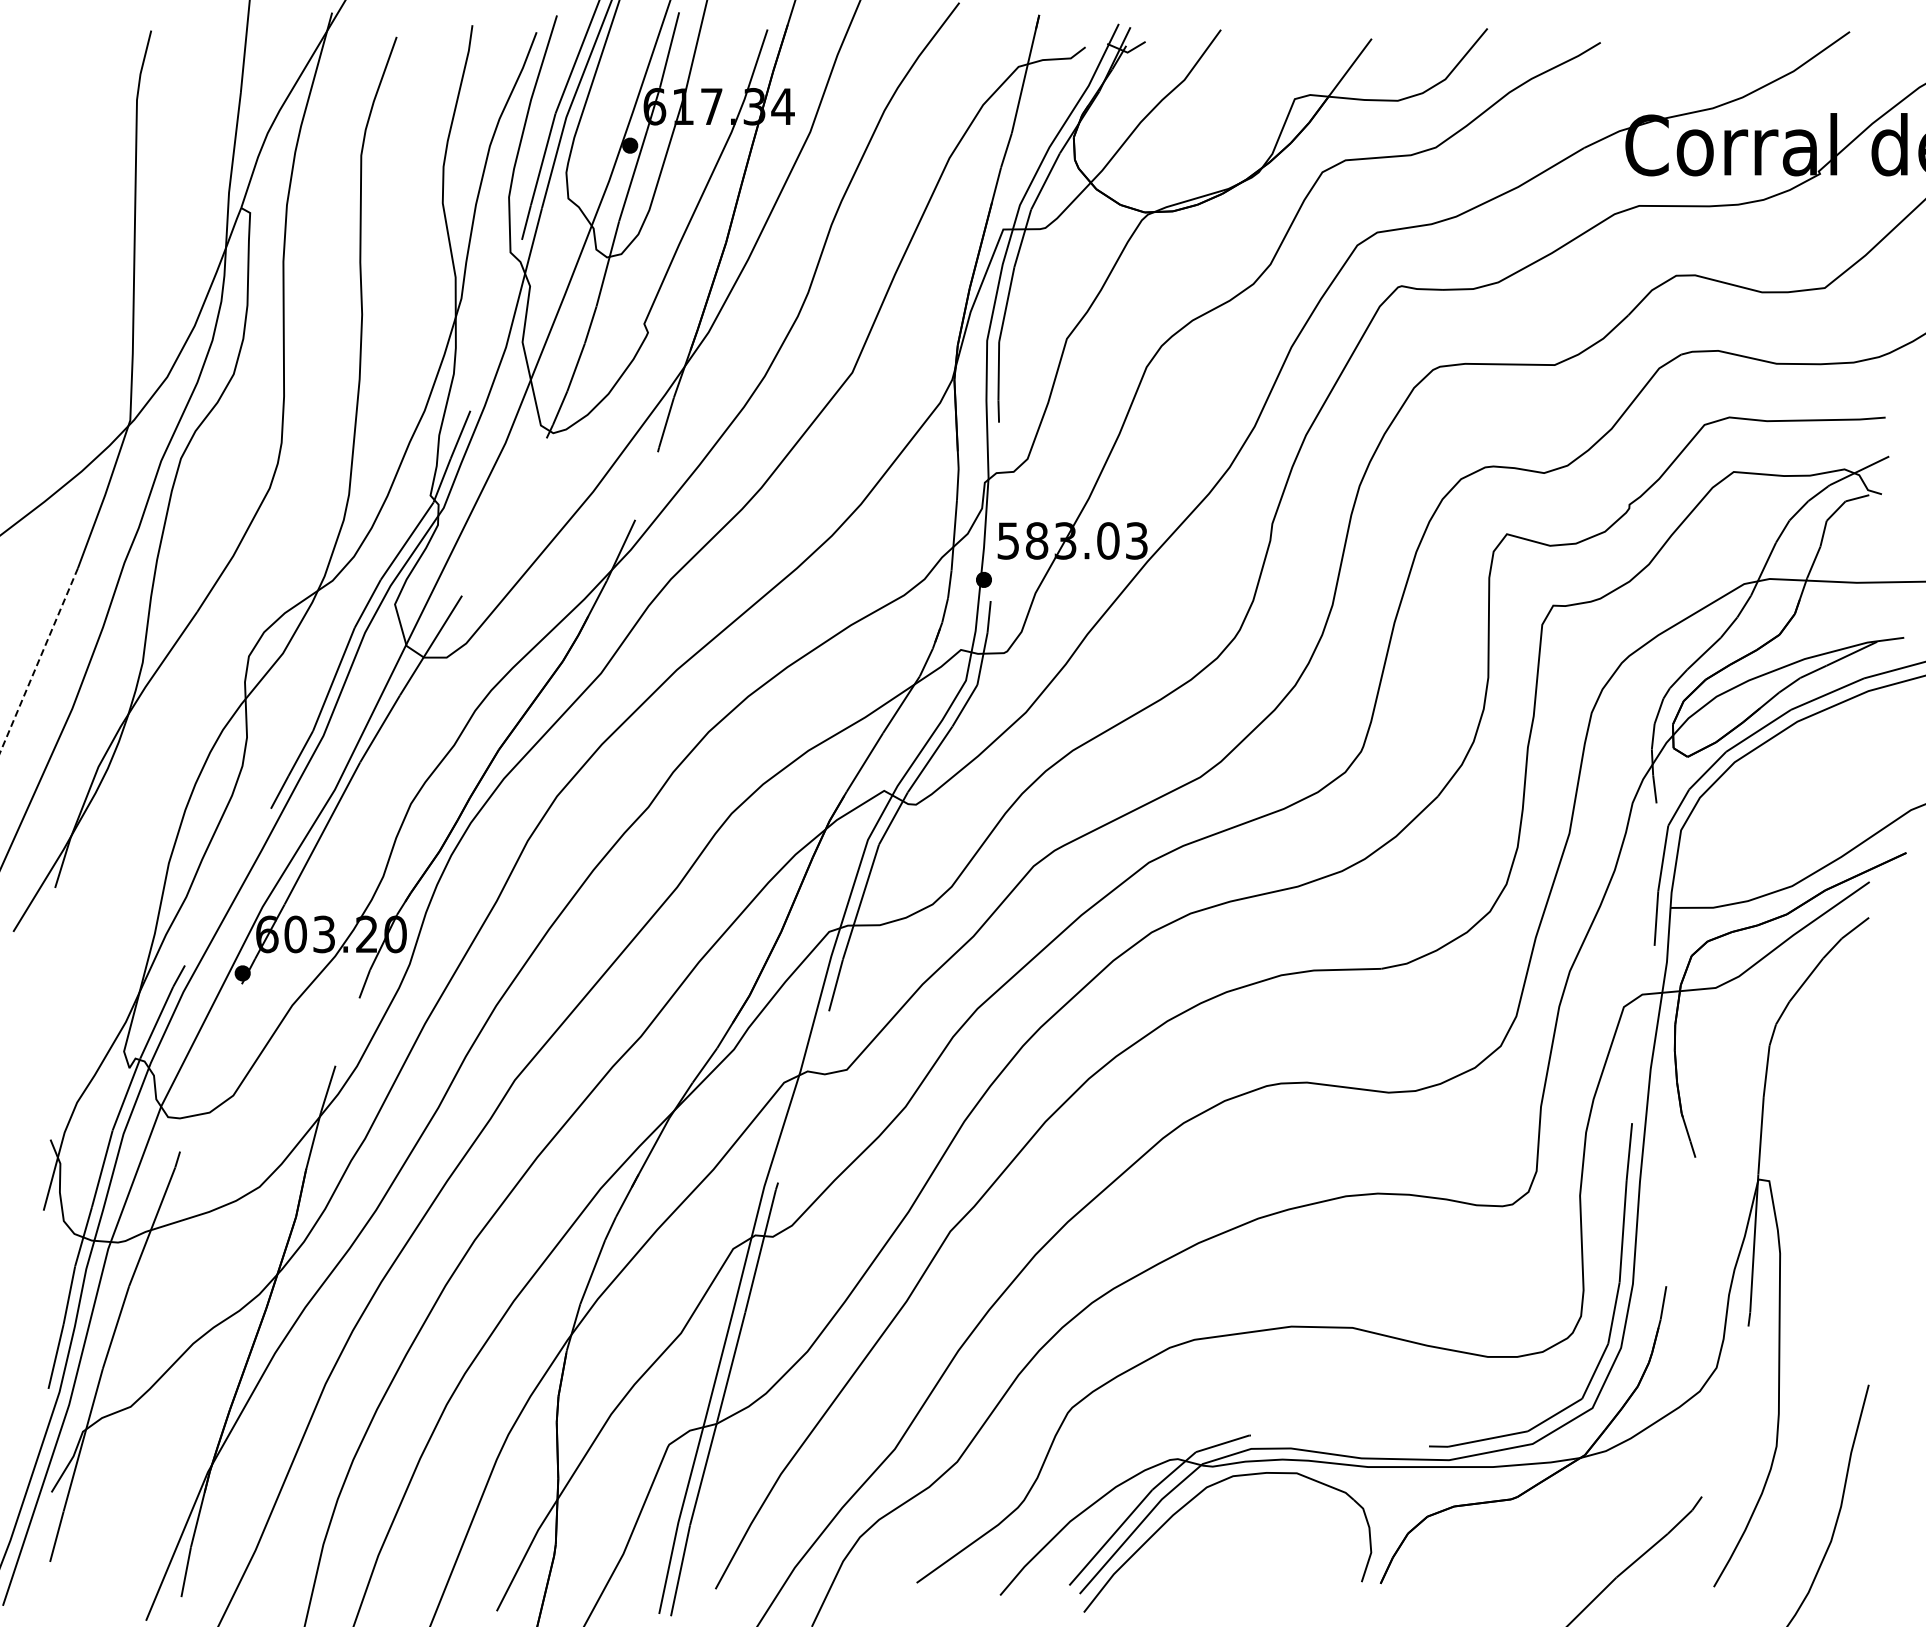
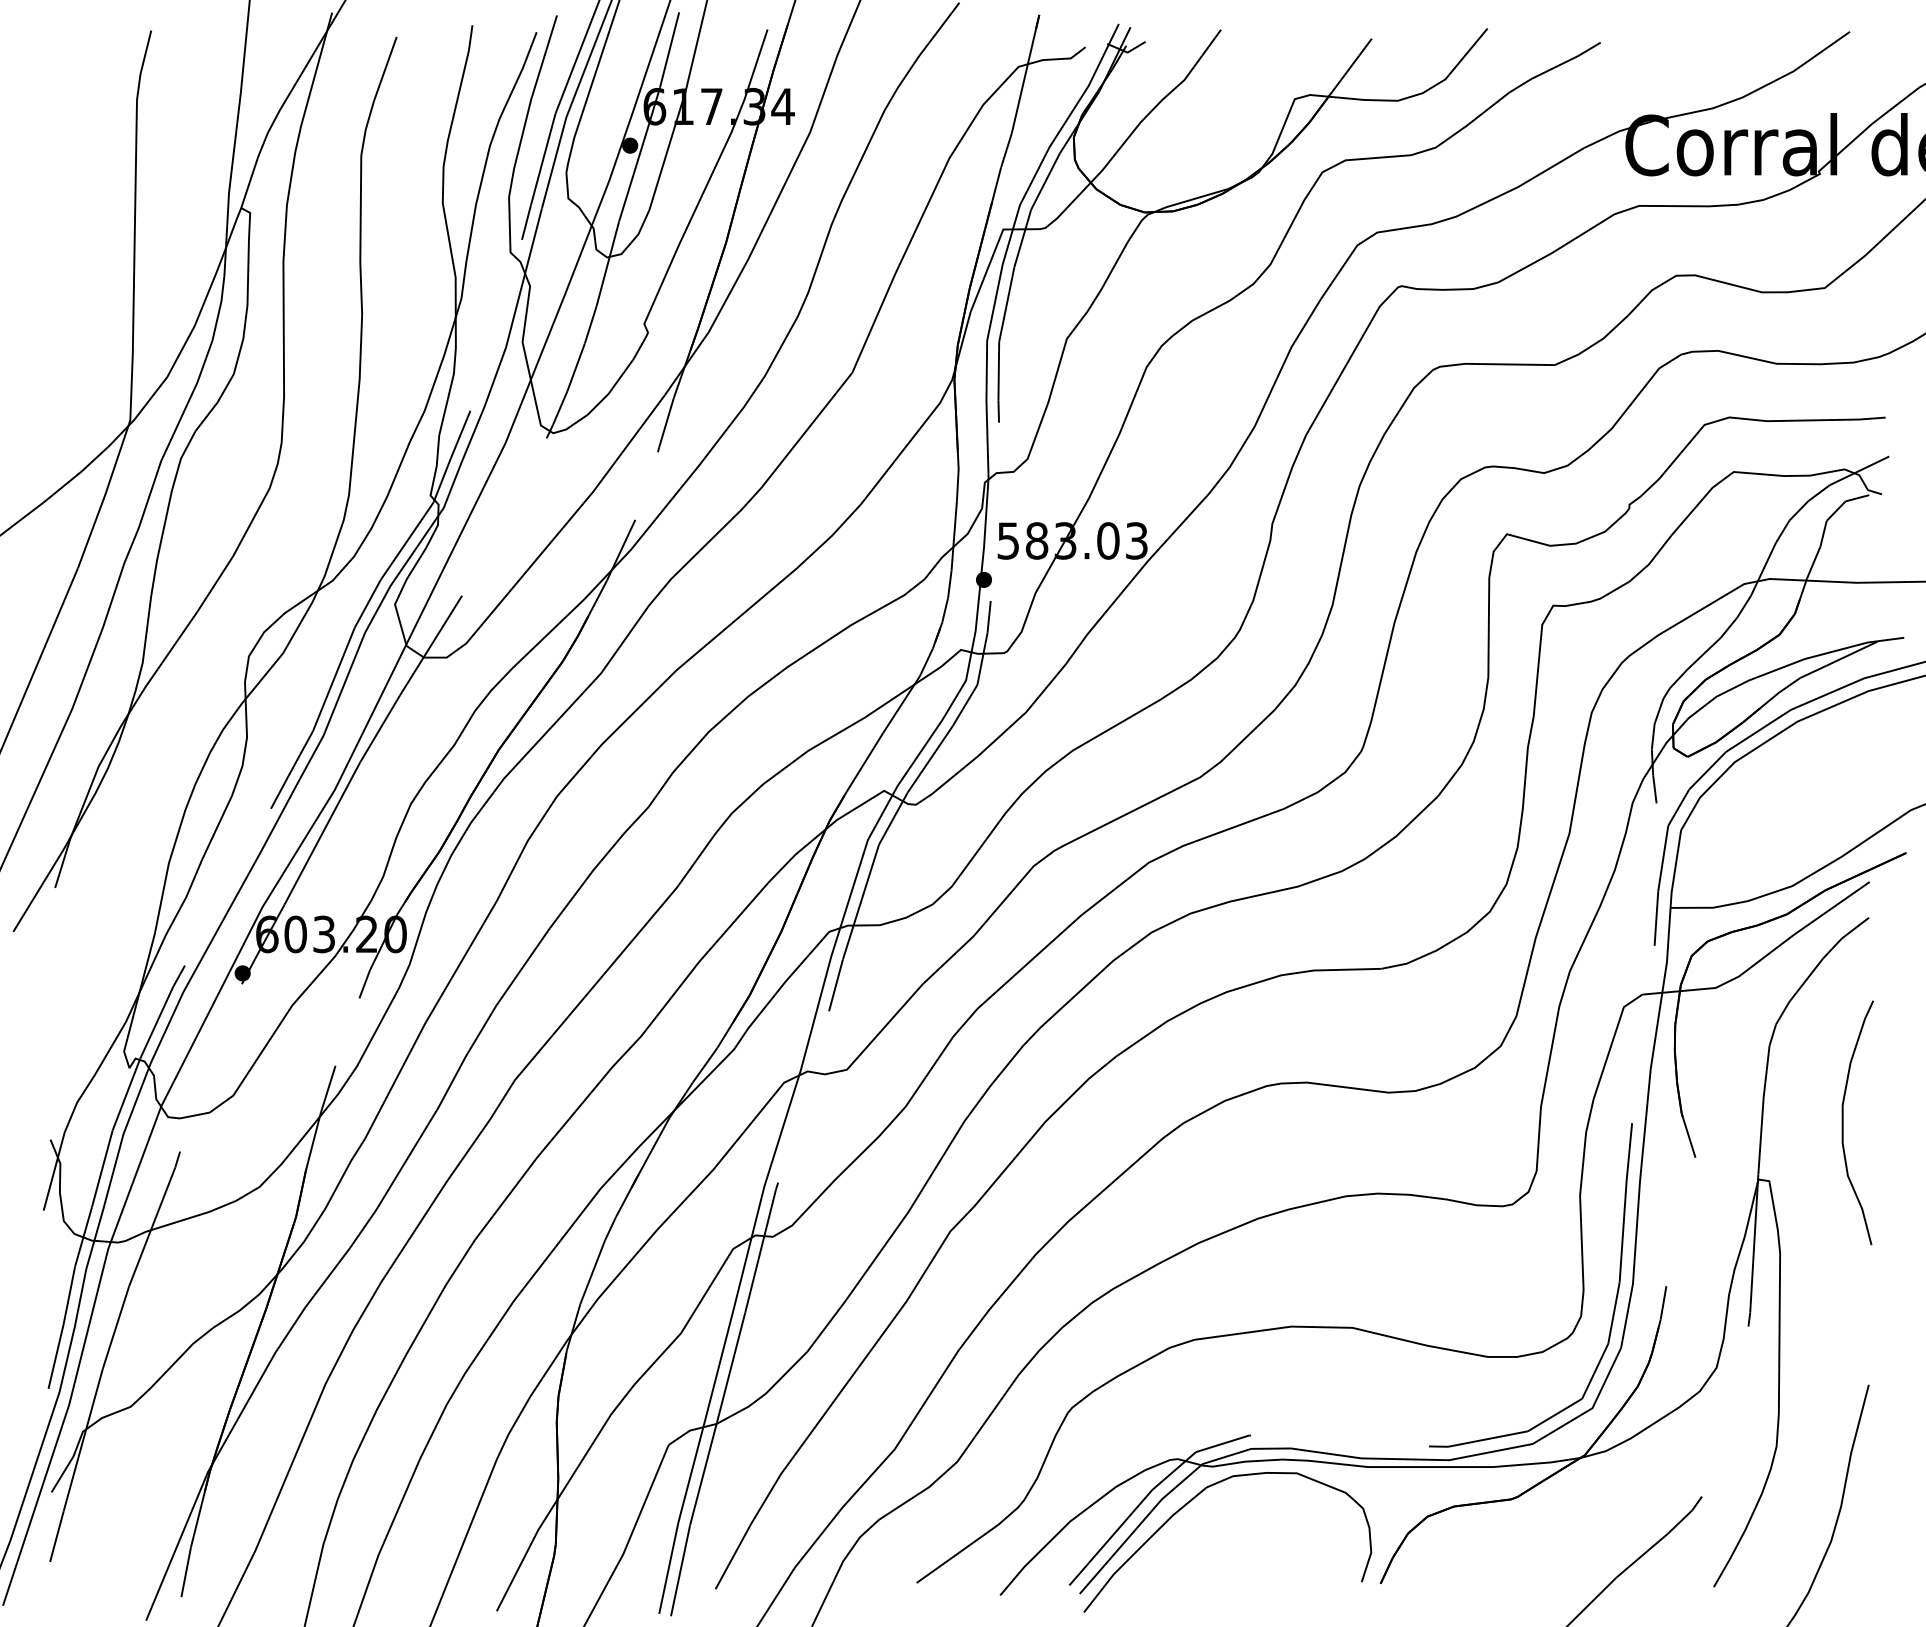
line: dashed -> solid (39, 660)
curve: none -> present (1843, 1122)
